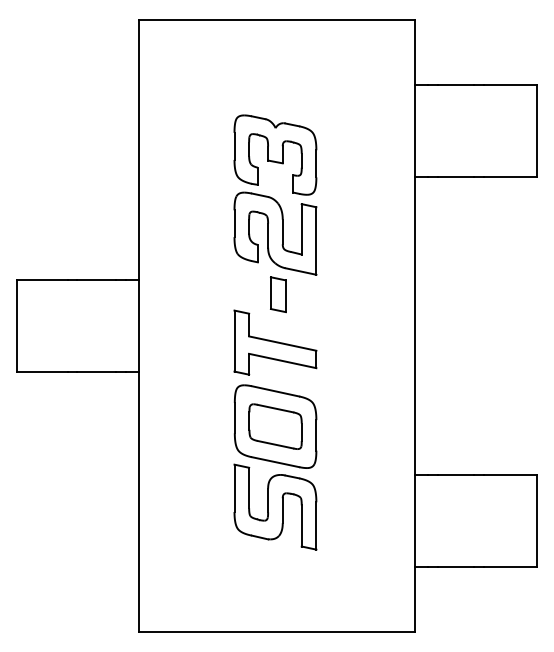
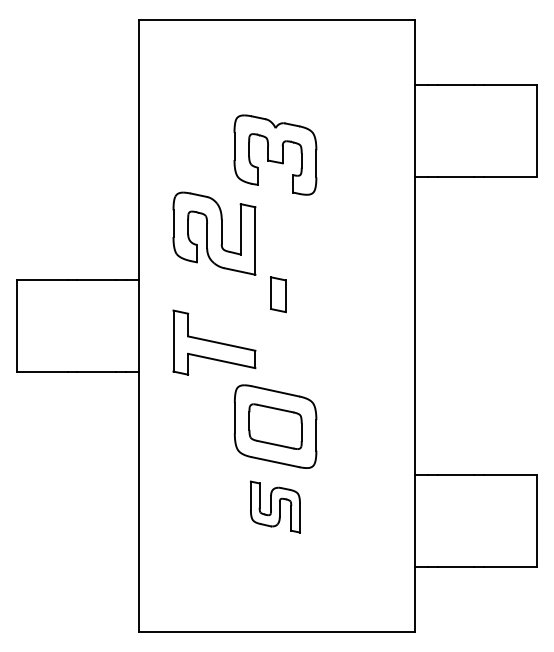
part position: (275, 233) -> (214, 233) (214, 233)
part position: (275, 342) -> (214, 342) (214, 342)
part size: 85x88 px -> 51x54 px (275, 506)
